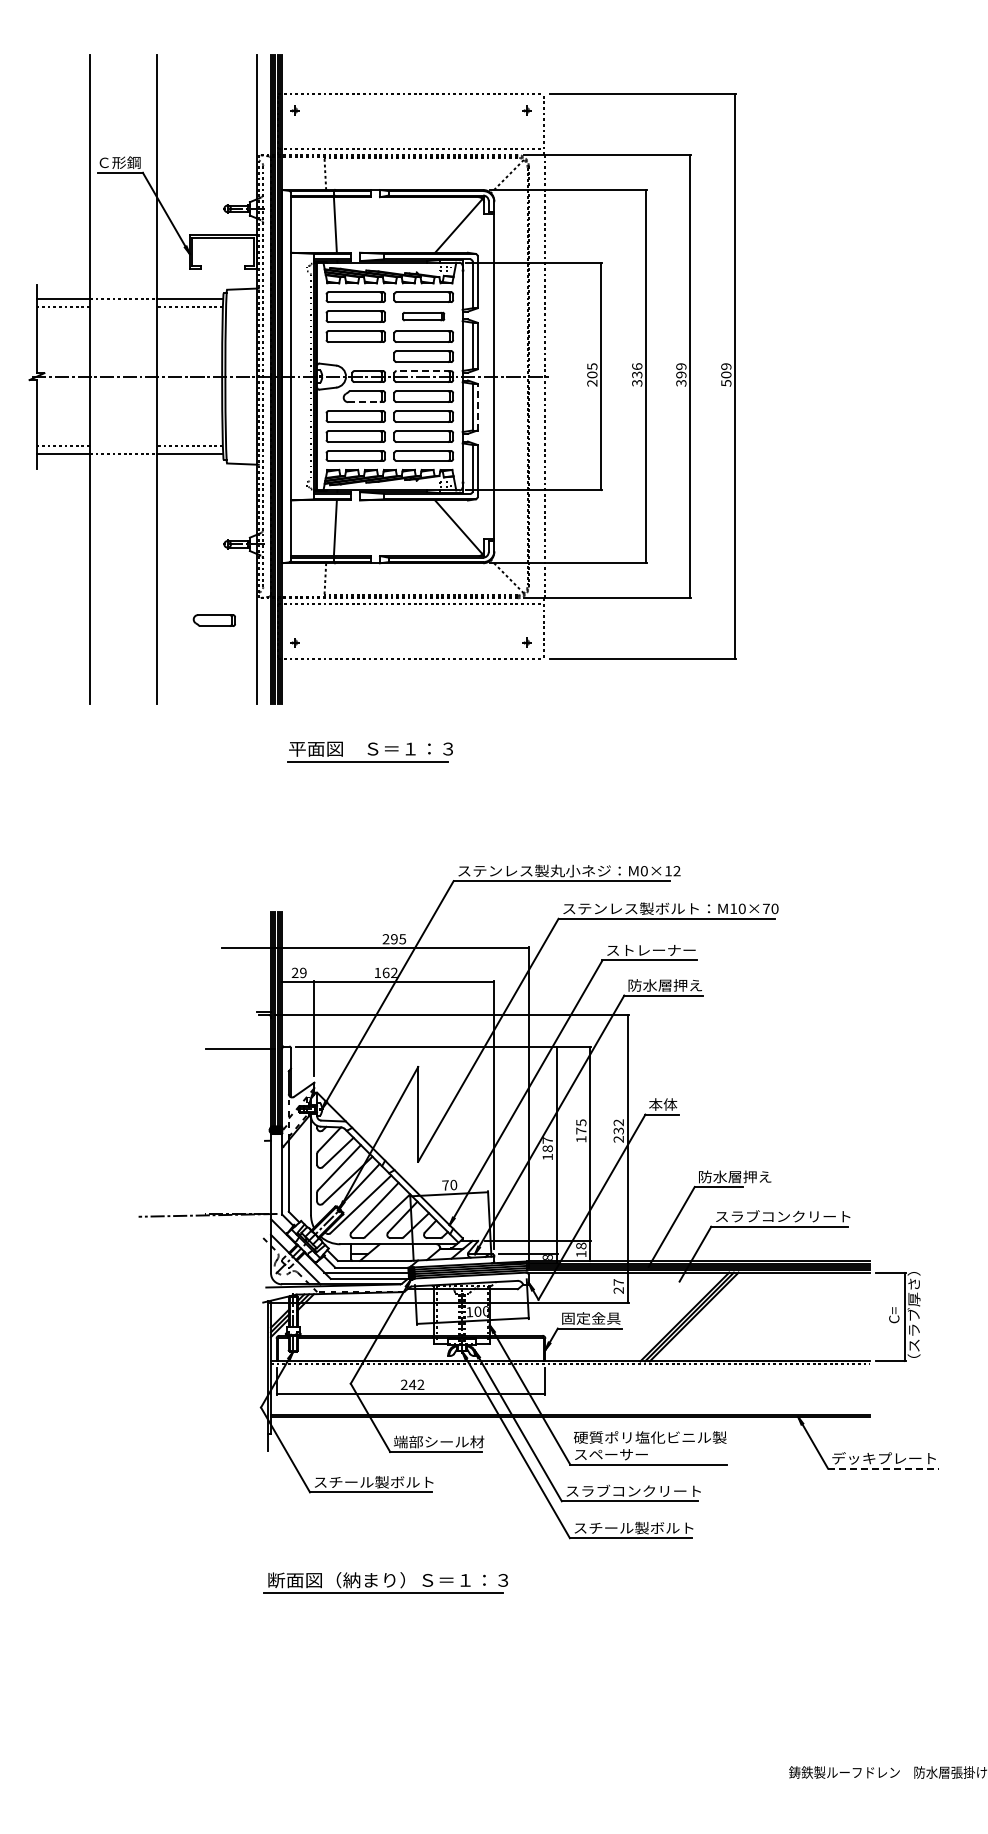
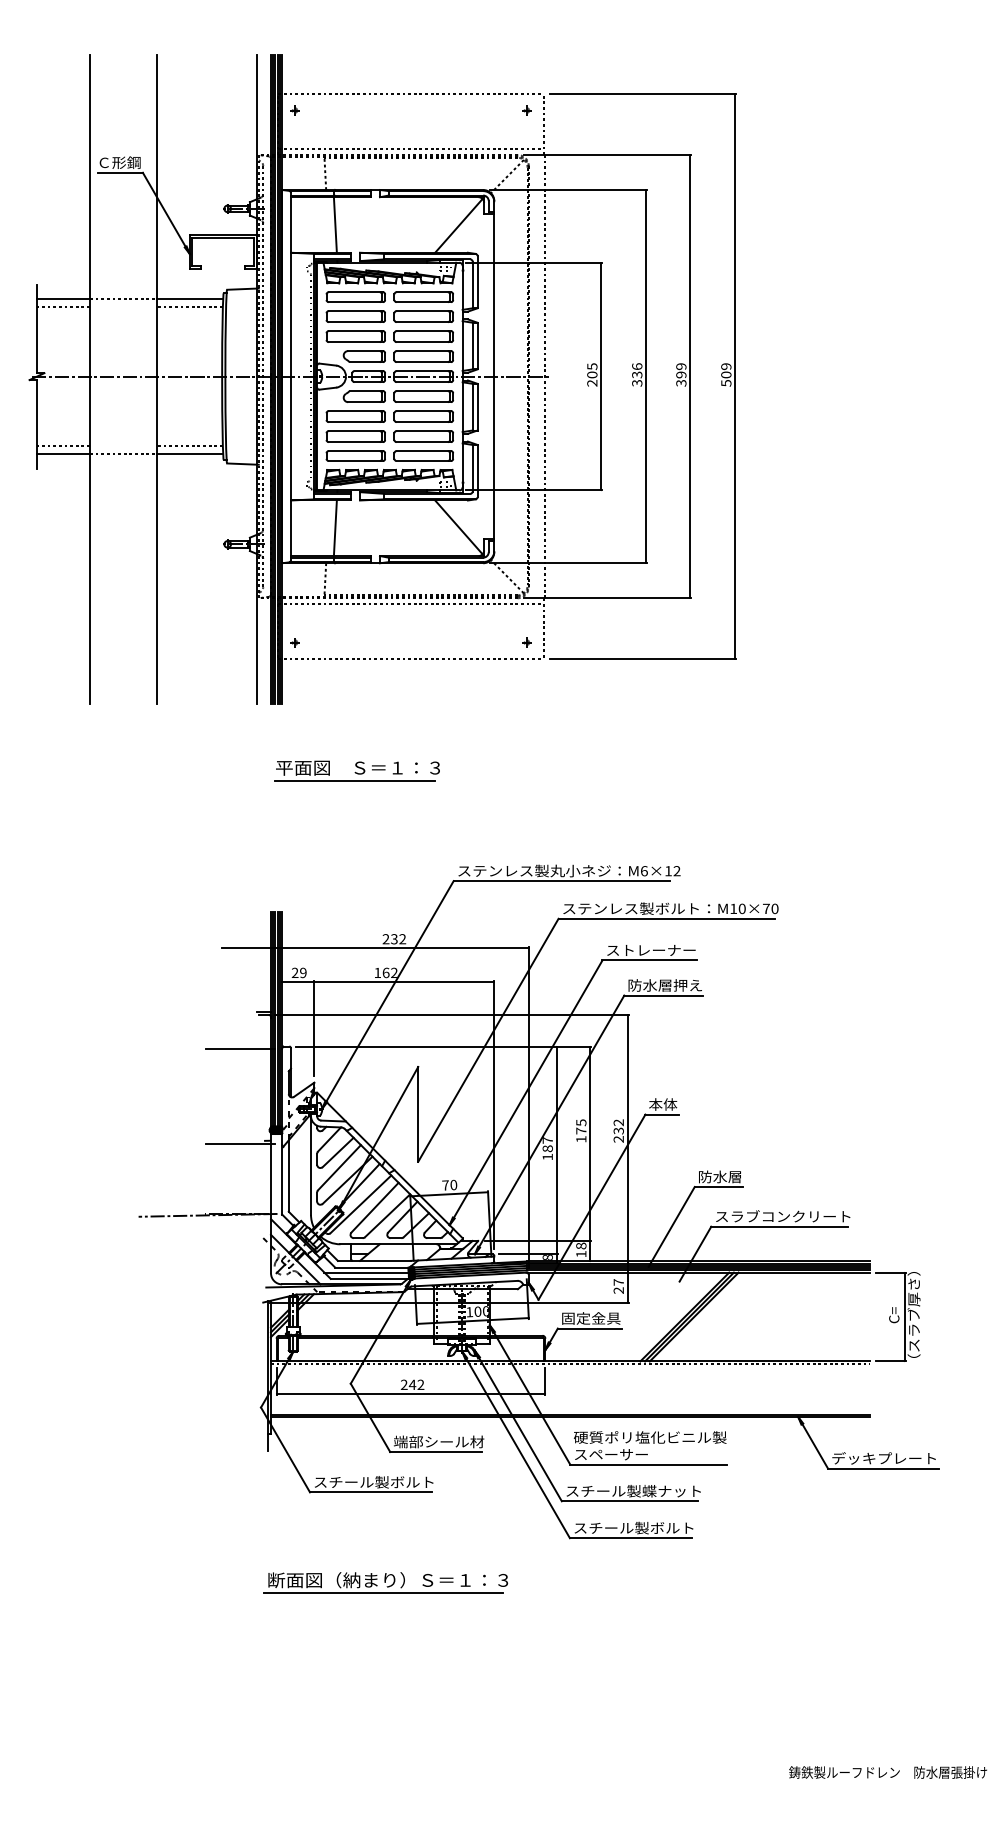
part size: 44x11 px -> 61x13 px (423, 316)
line: dashed -> solid (423, 371)
line: dashed -> solid (366, 402)
line: dashed -> solid (477, 406)
part position: (213, 620) -> (363, 356) (363, 356)
part position: (369, 751) -> (356, 770) (356, 770)
text: M0×12 -> M6×12 (643, 871)
text: 295 -> 232 (398, 939)
line: none -> present (240, 1144)
text: 防水層押え -> 防水層 (757, 1176)
line: dashed -> solid (883, 1468)
text: スラブコンクリート -> スチール製蝶ナット (633, 1490)
